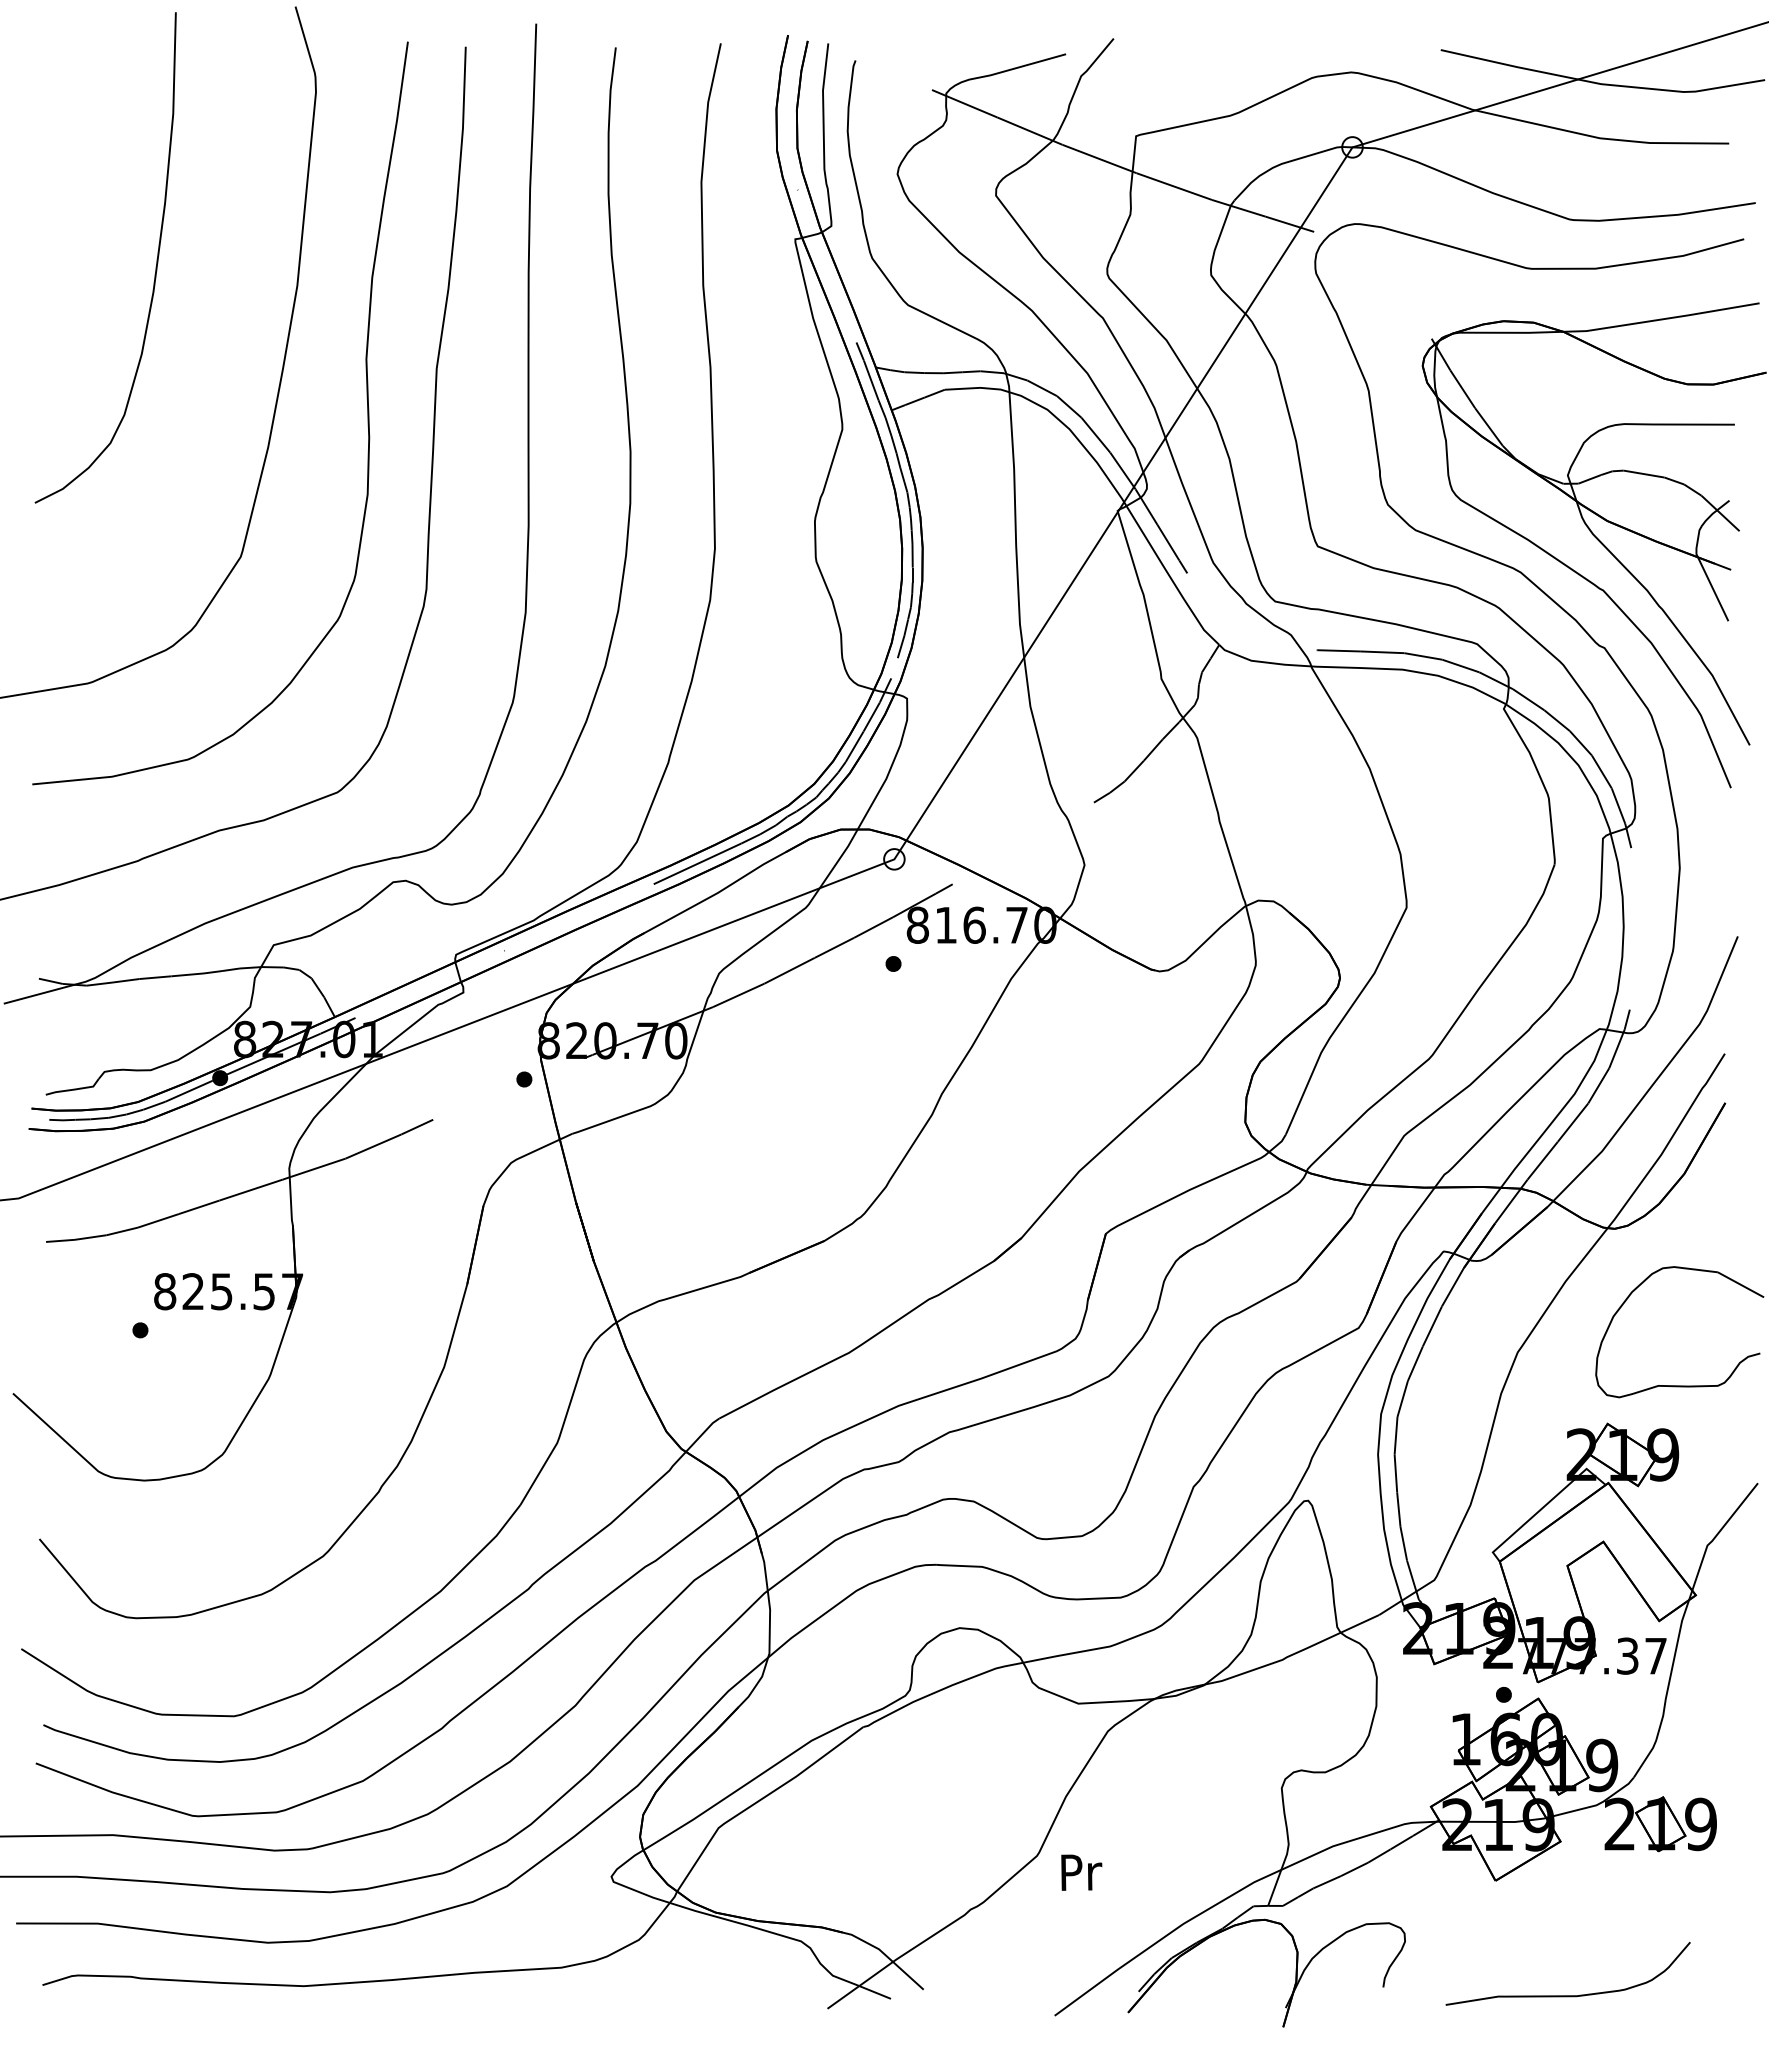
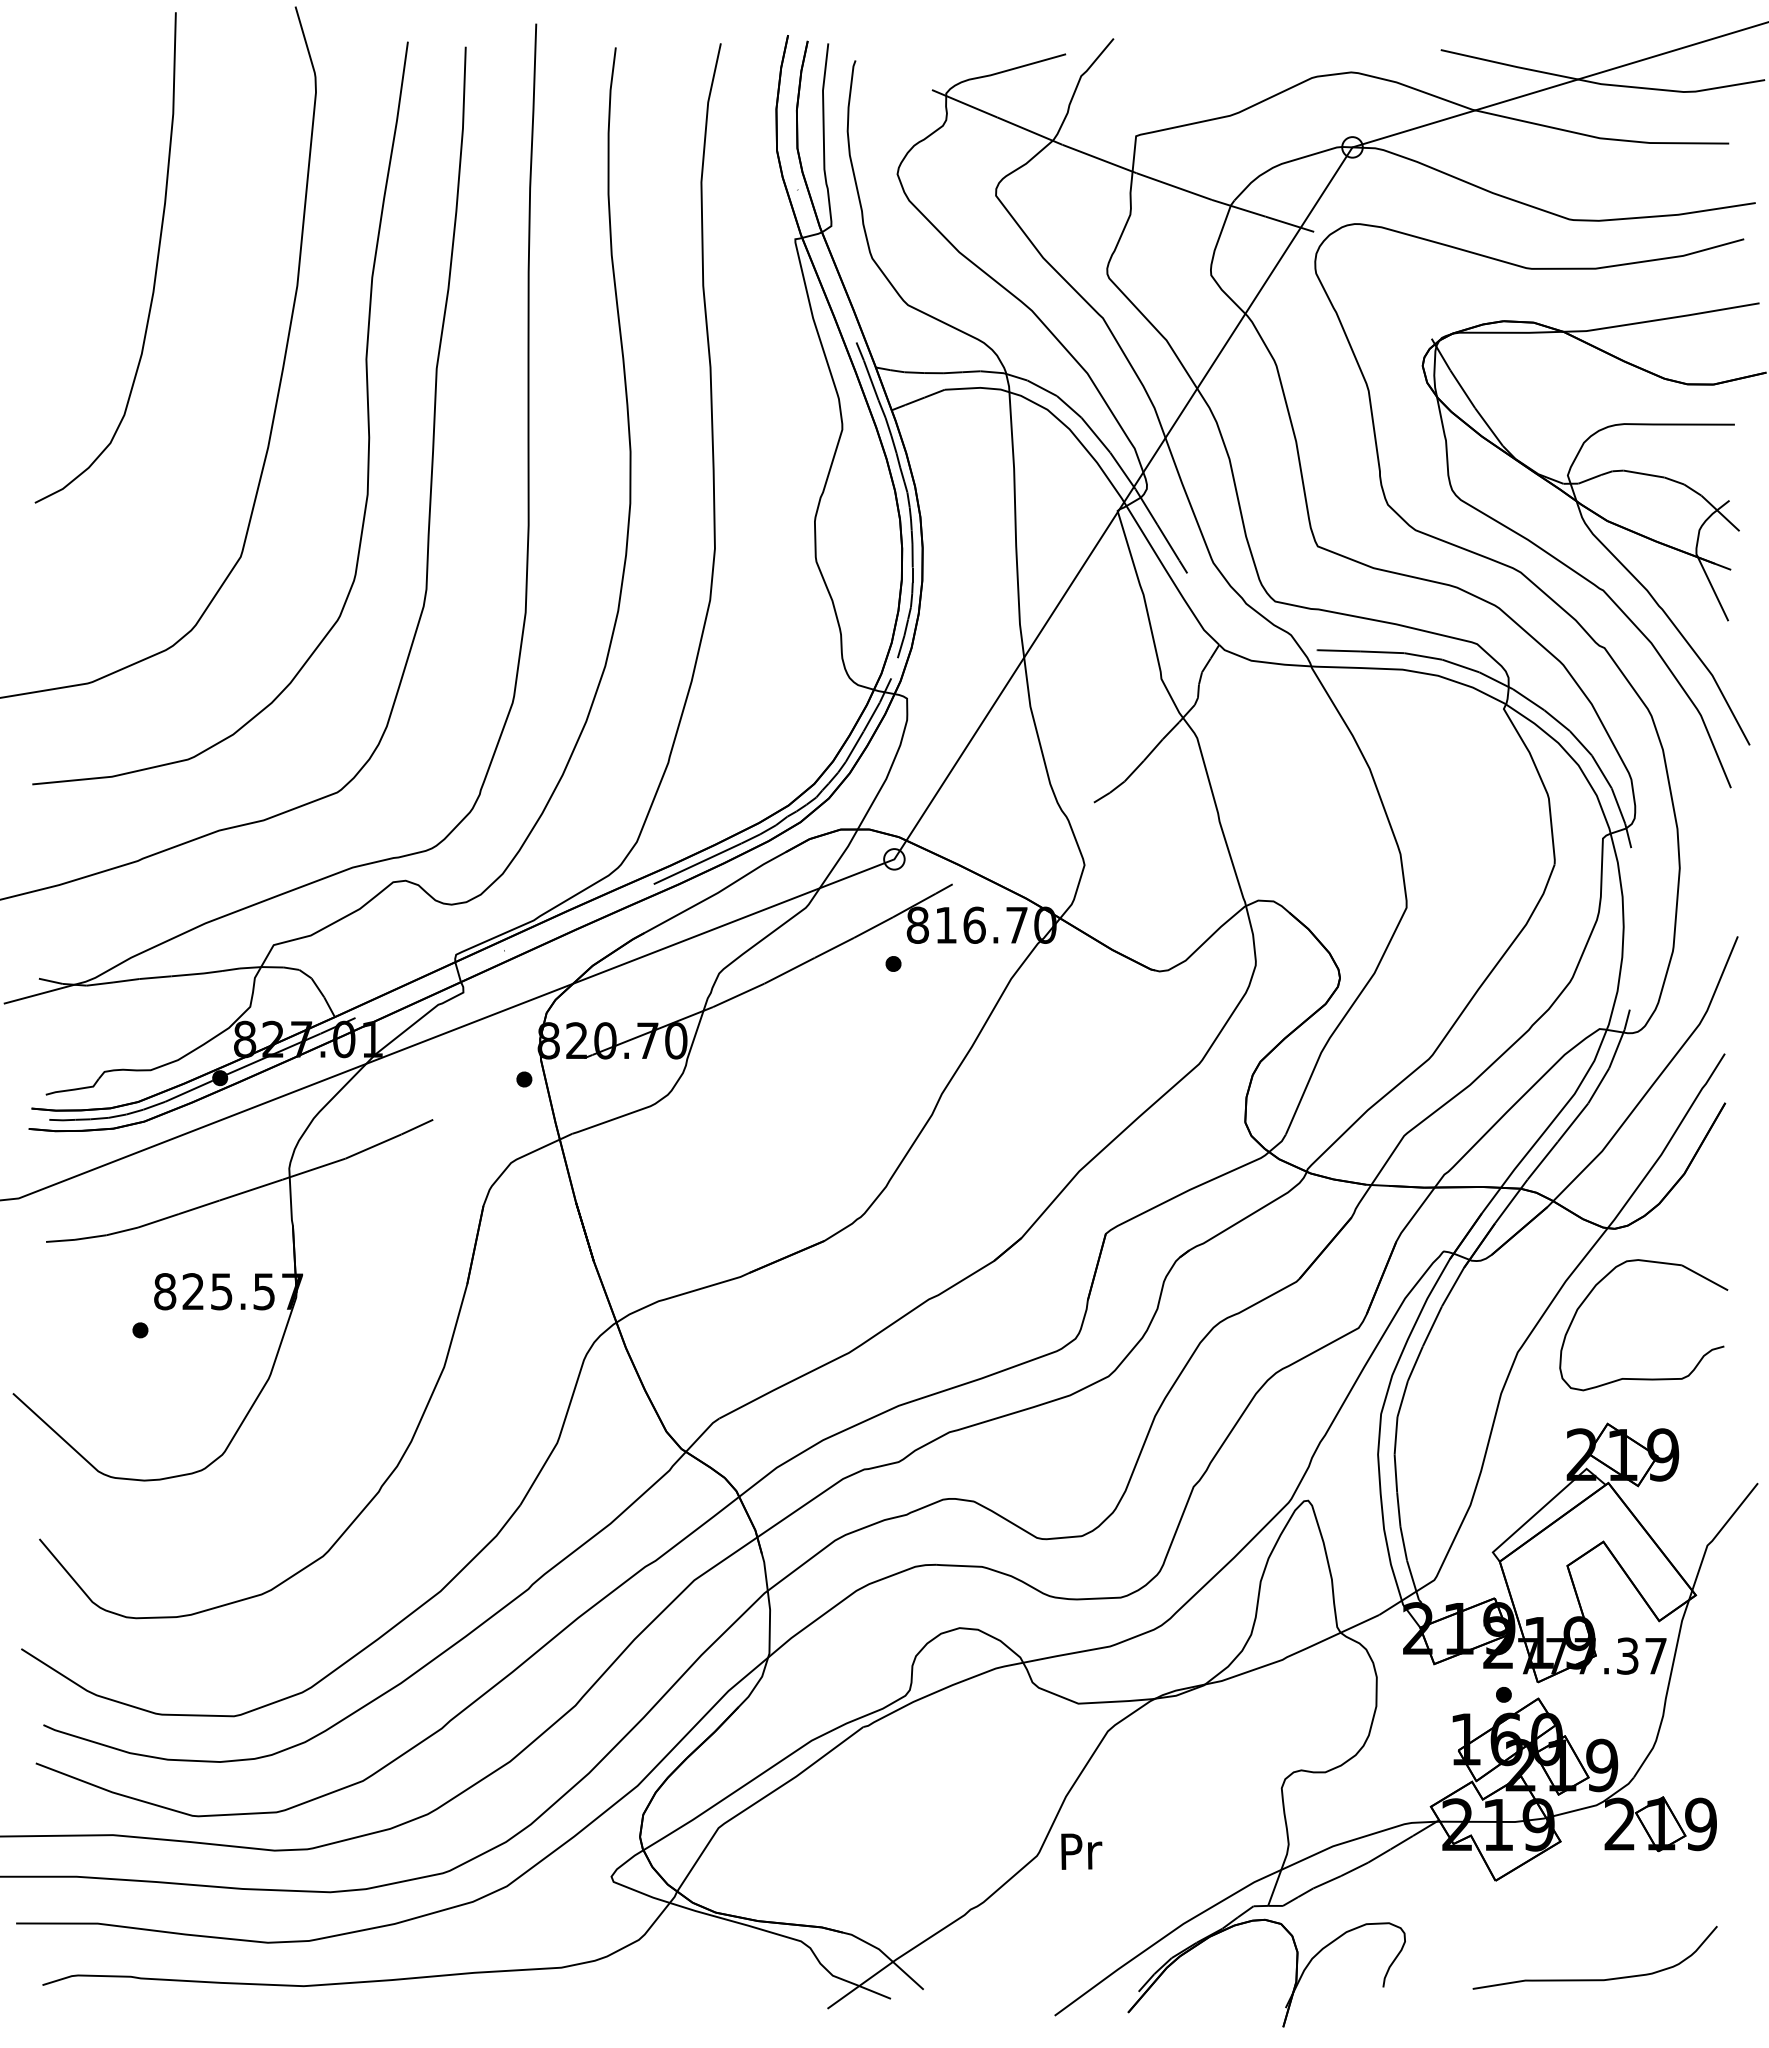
part position: (1679, 1385) -> (1643, 1378) (1643, 1378)
text position: (1081, 1872) -> (1081, 1851) (1081, 1851)
curve position: (1567, 1995) -> (1594, 1979) (1594, 1979)
